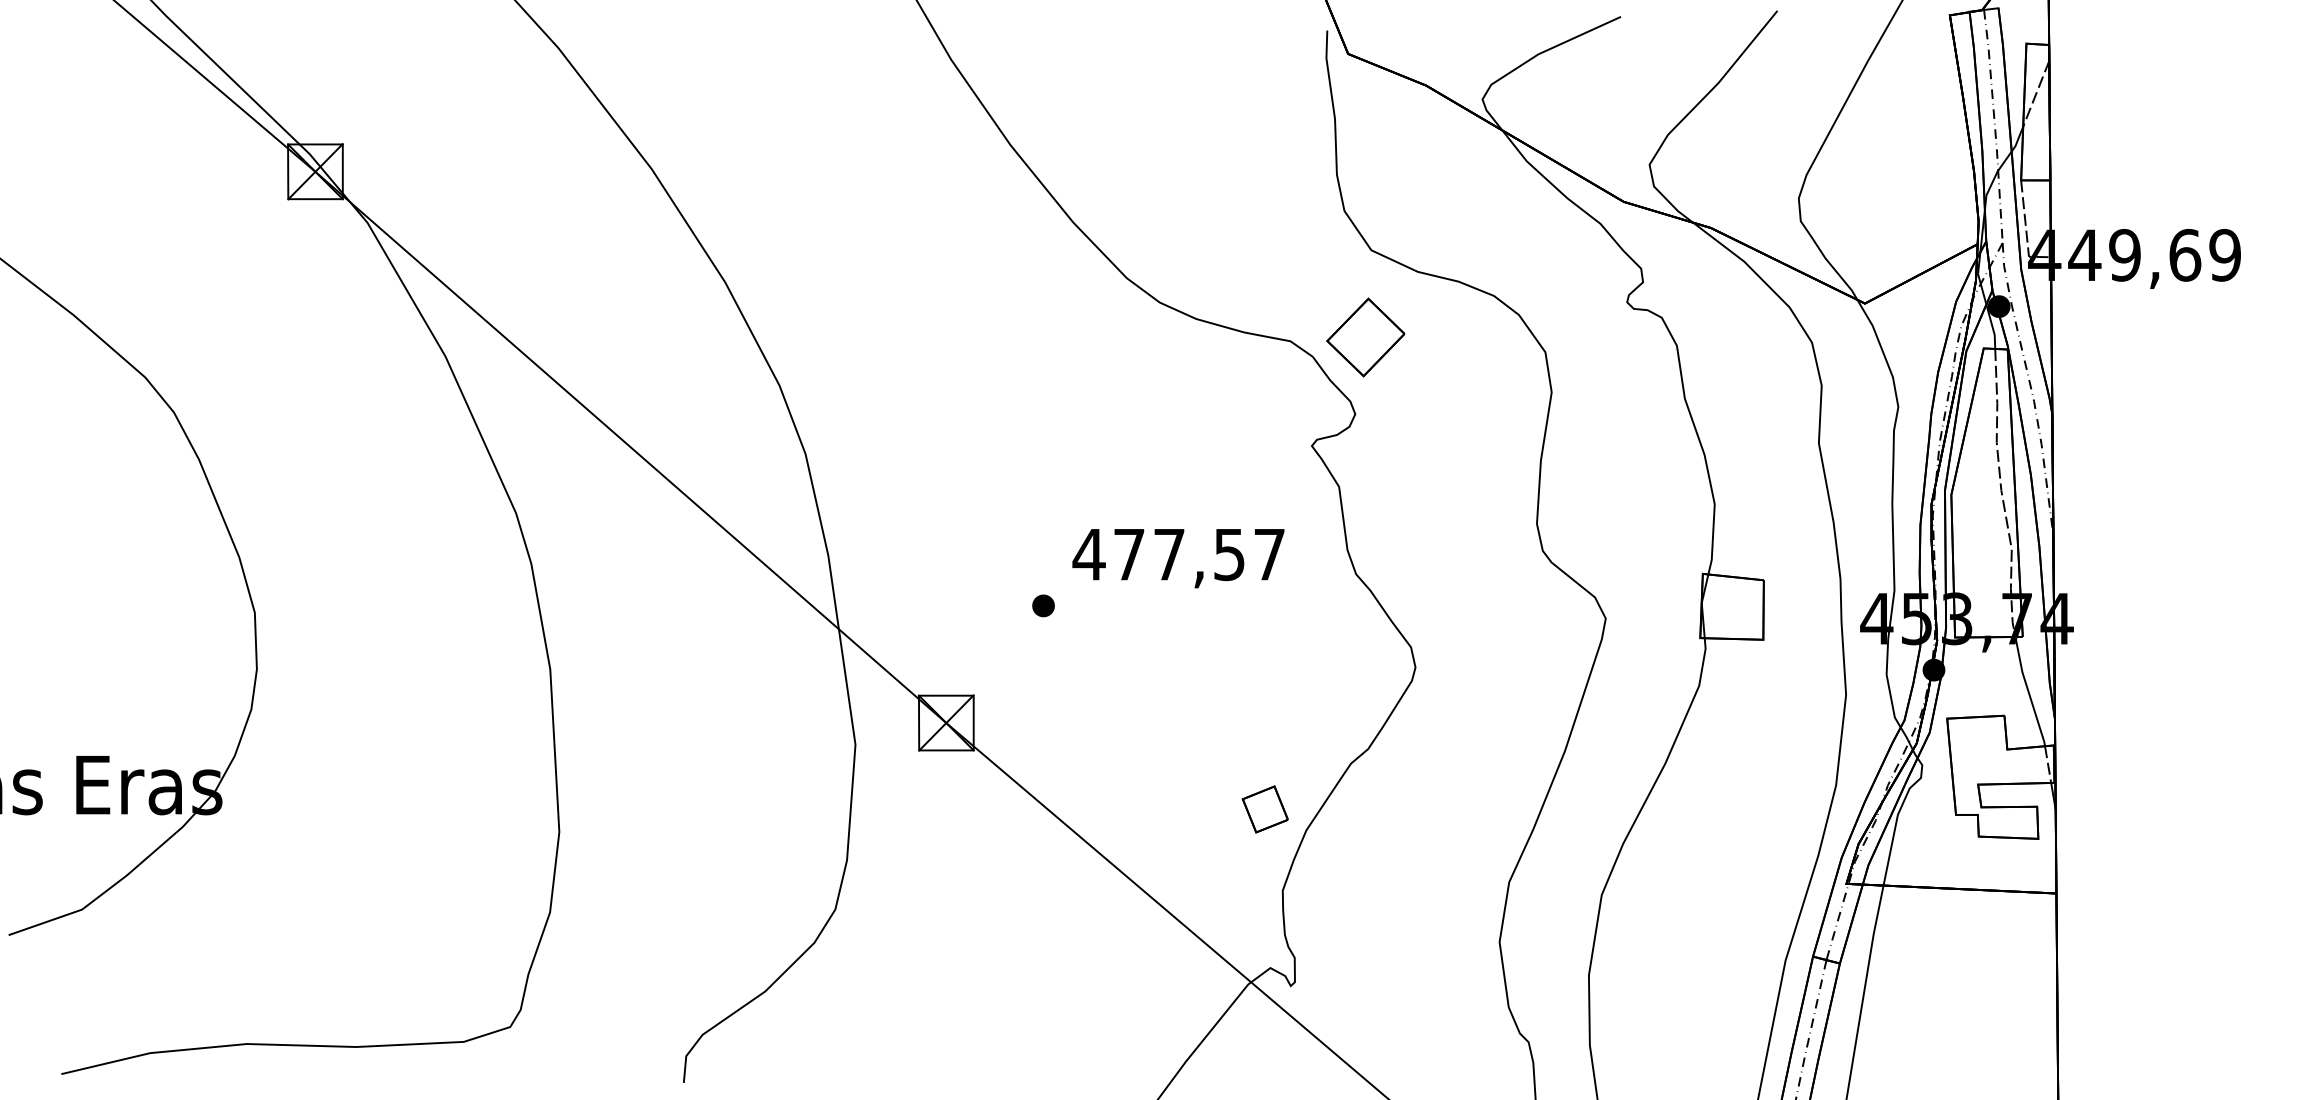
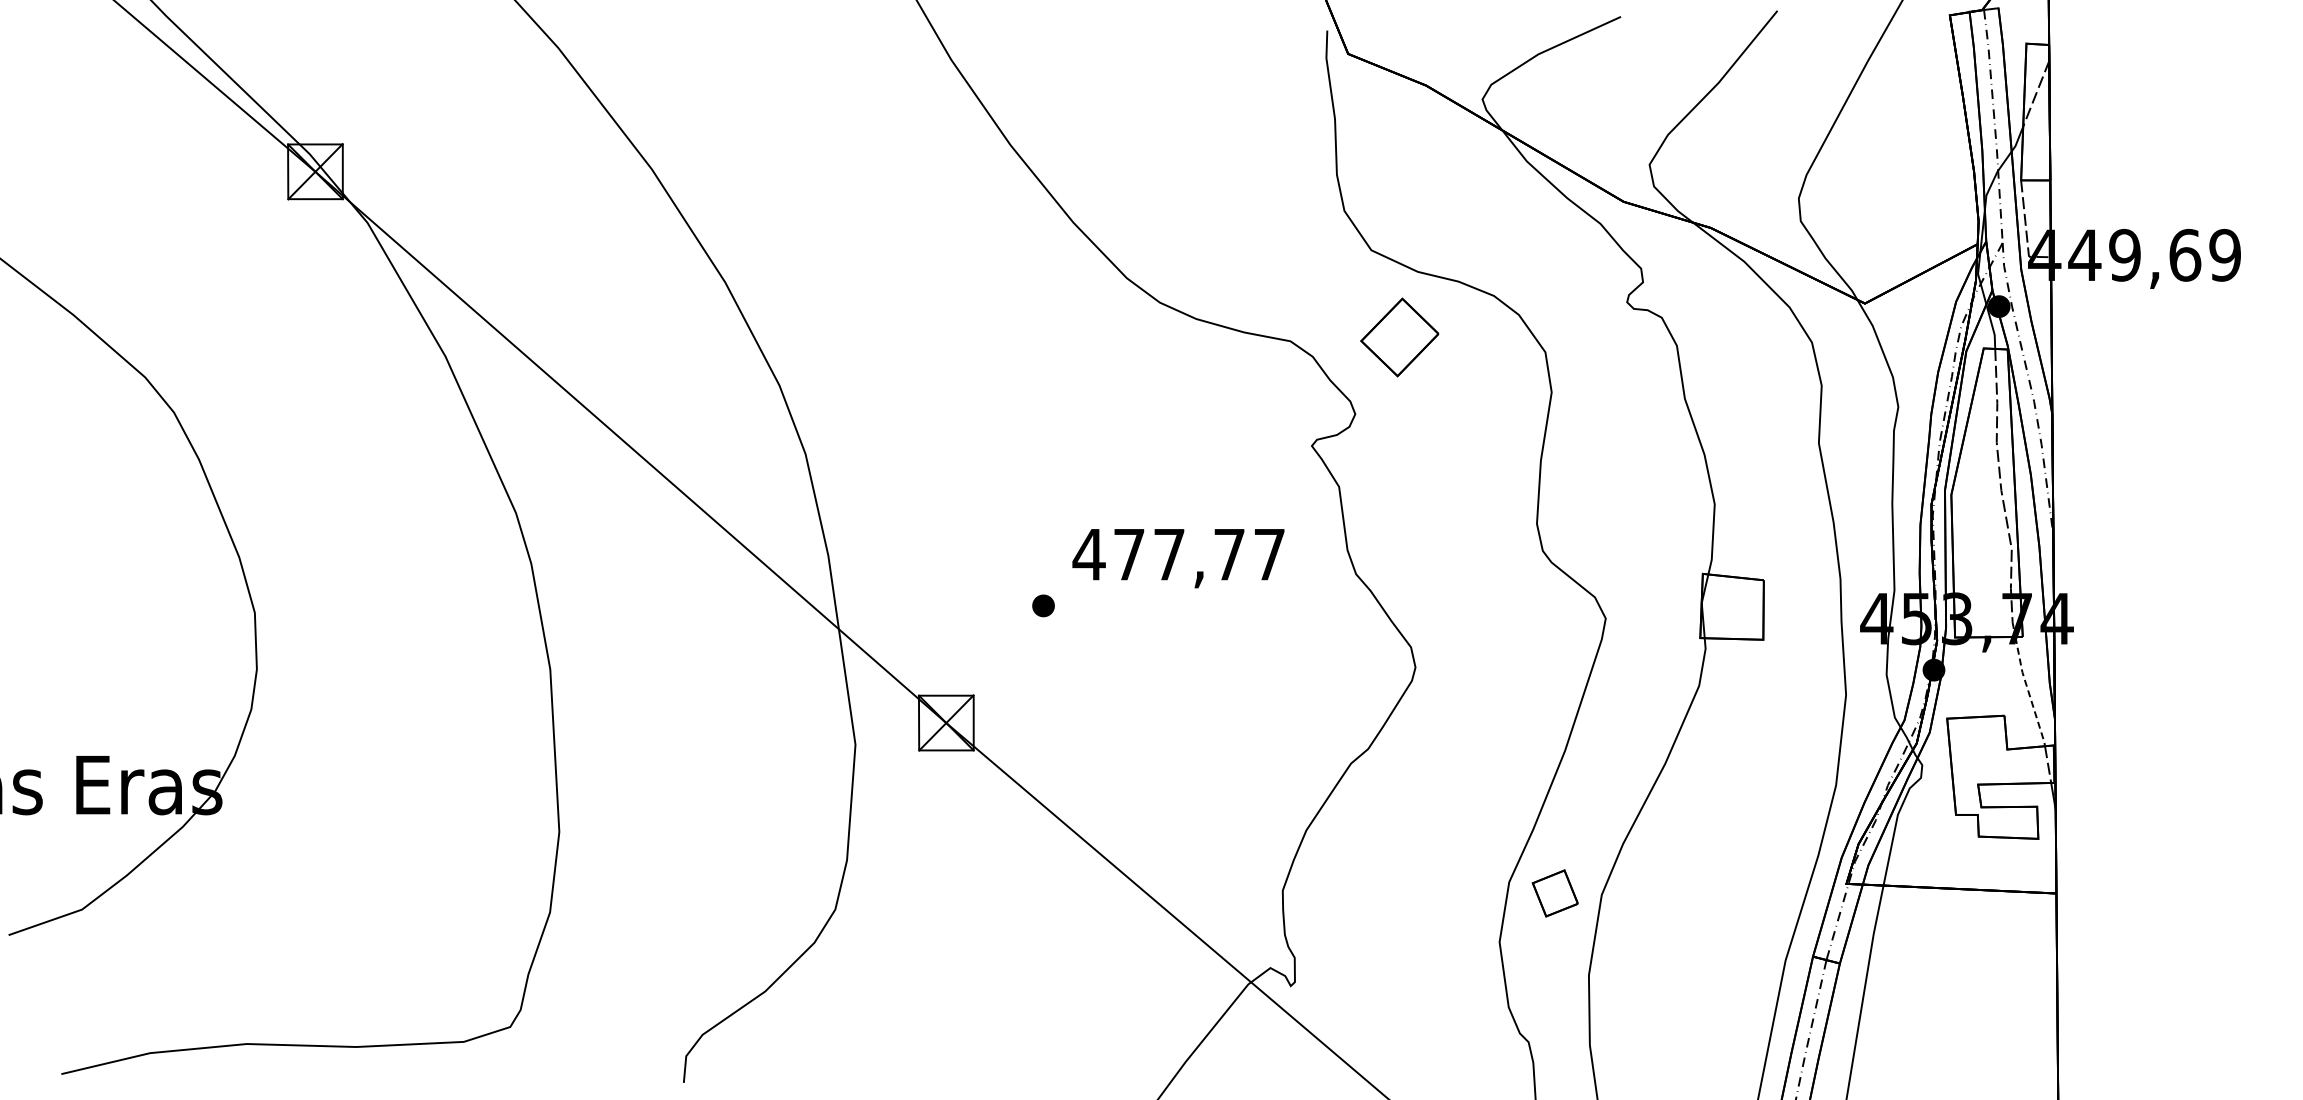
part position: (1365, 337) -> (1399, 337) (1399, 337)
text: 477,57 -> 477,77 (1229, 555)
line: solid -> dashed (2028, 692)
part position: (1264, 809) -> (1554, 893) (1554, 893)
